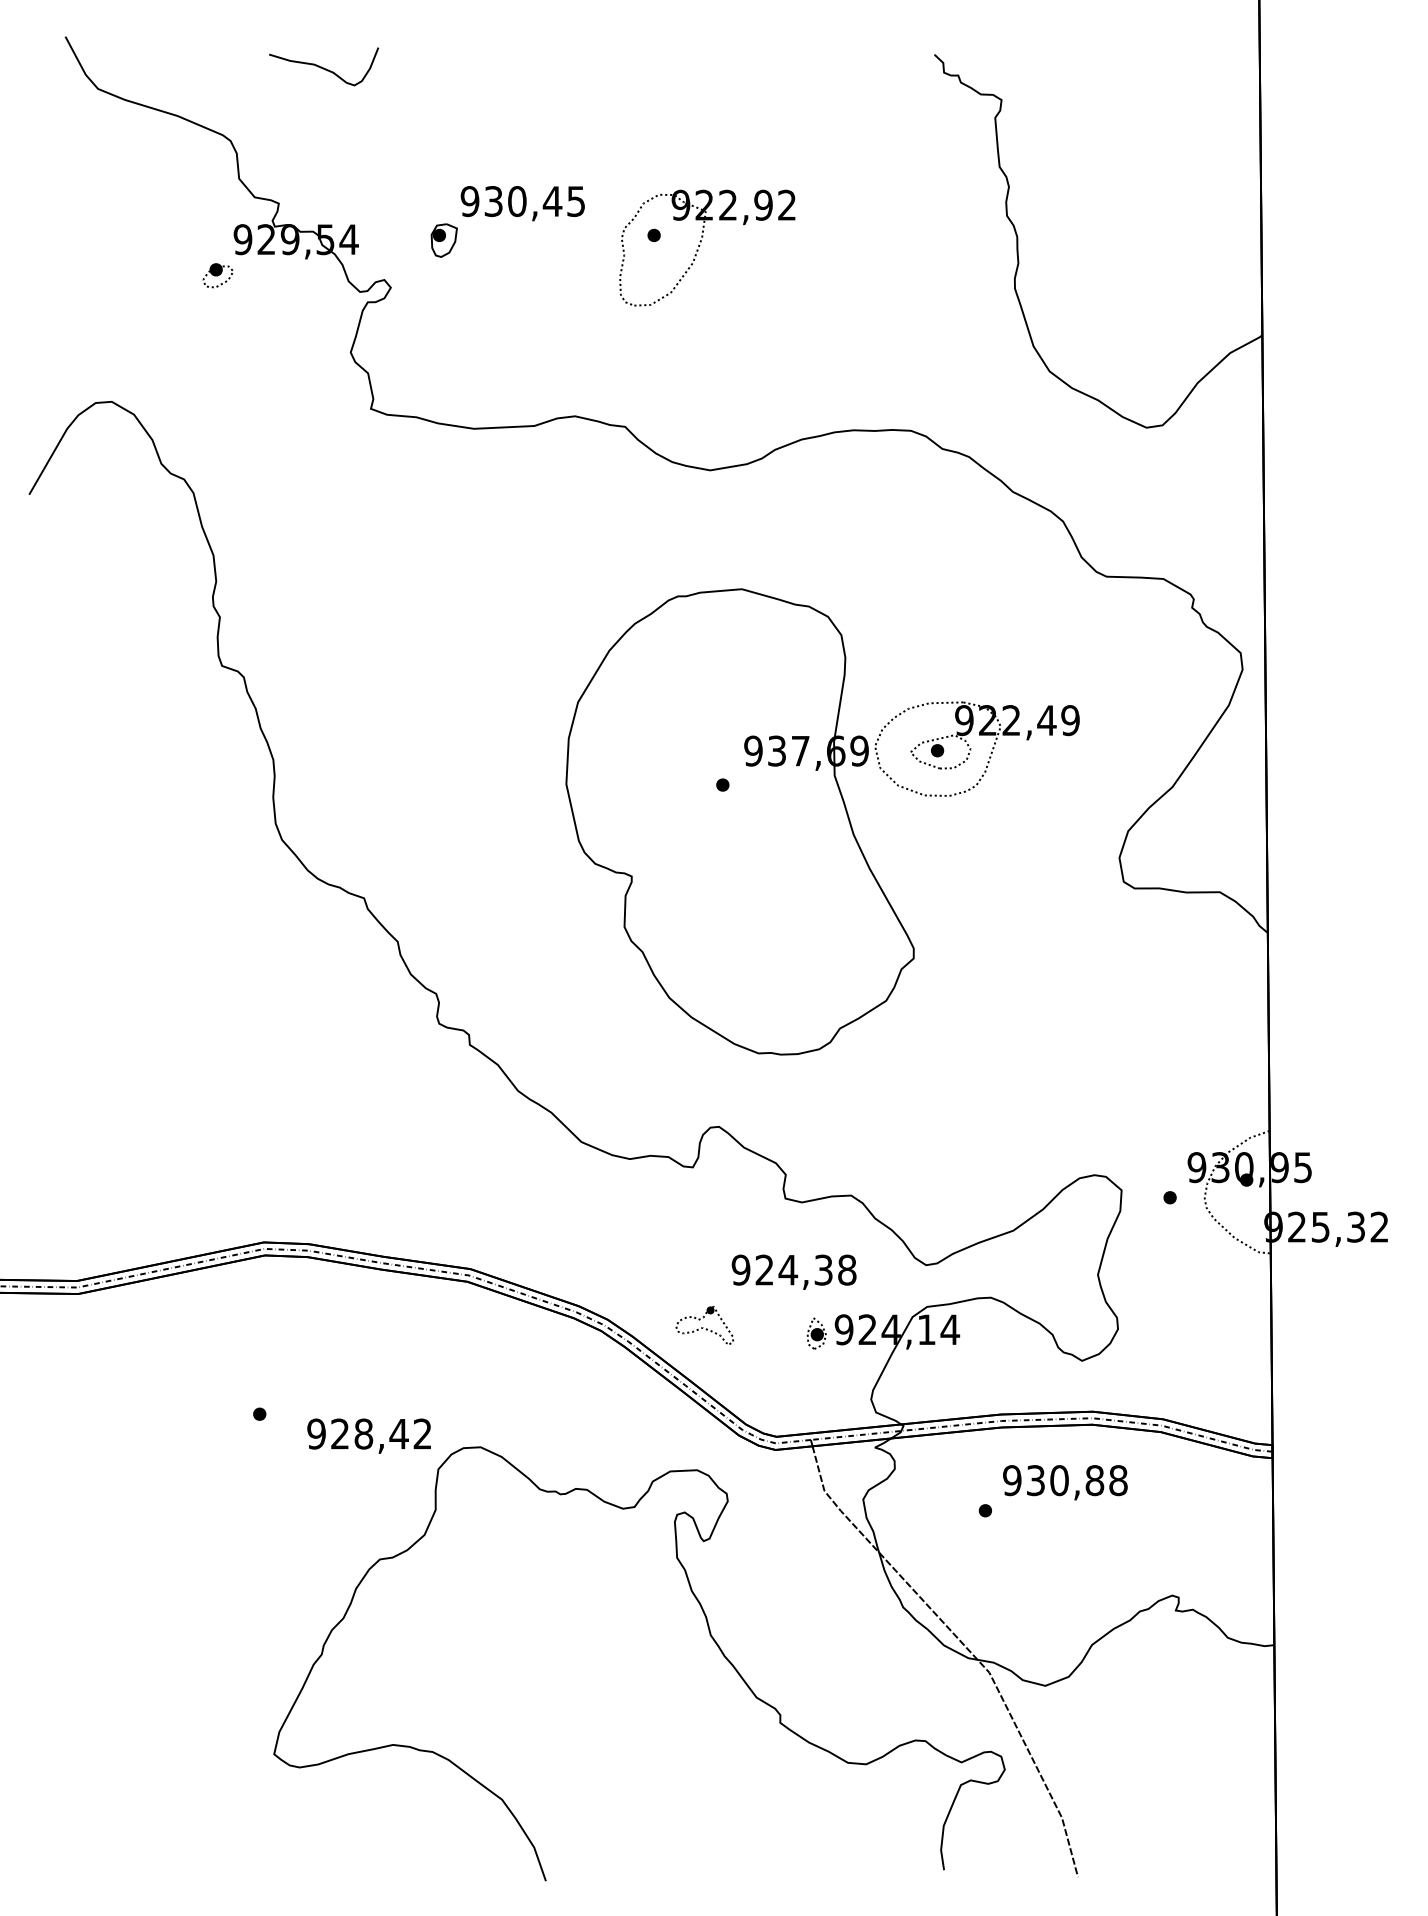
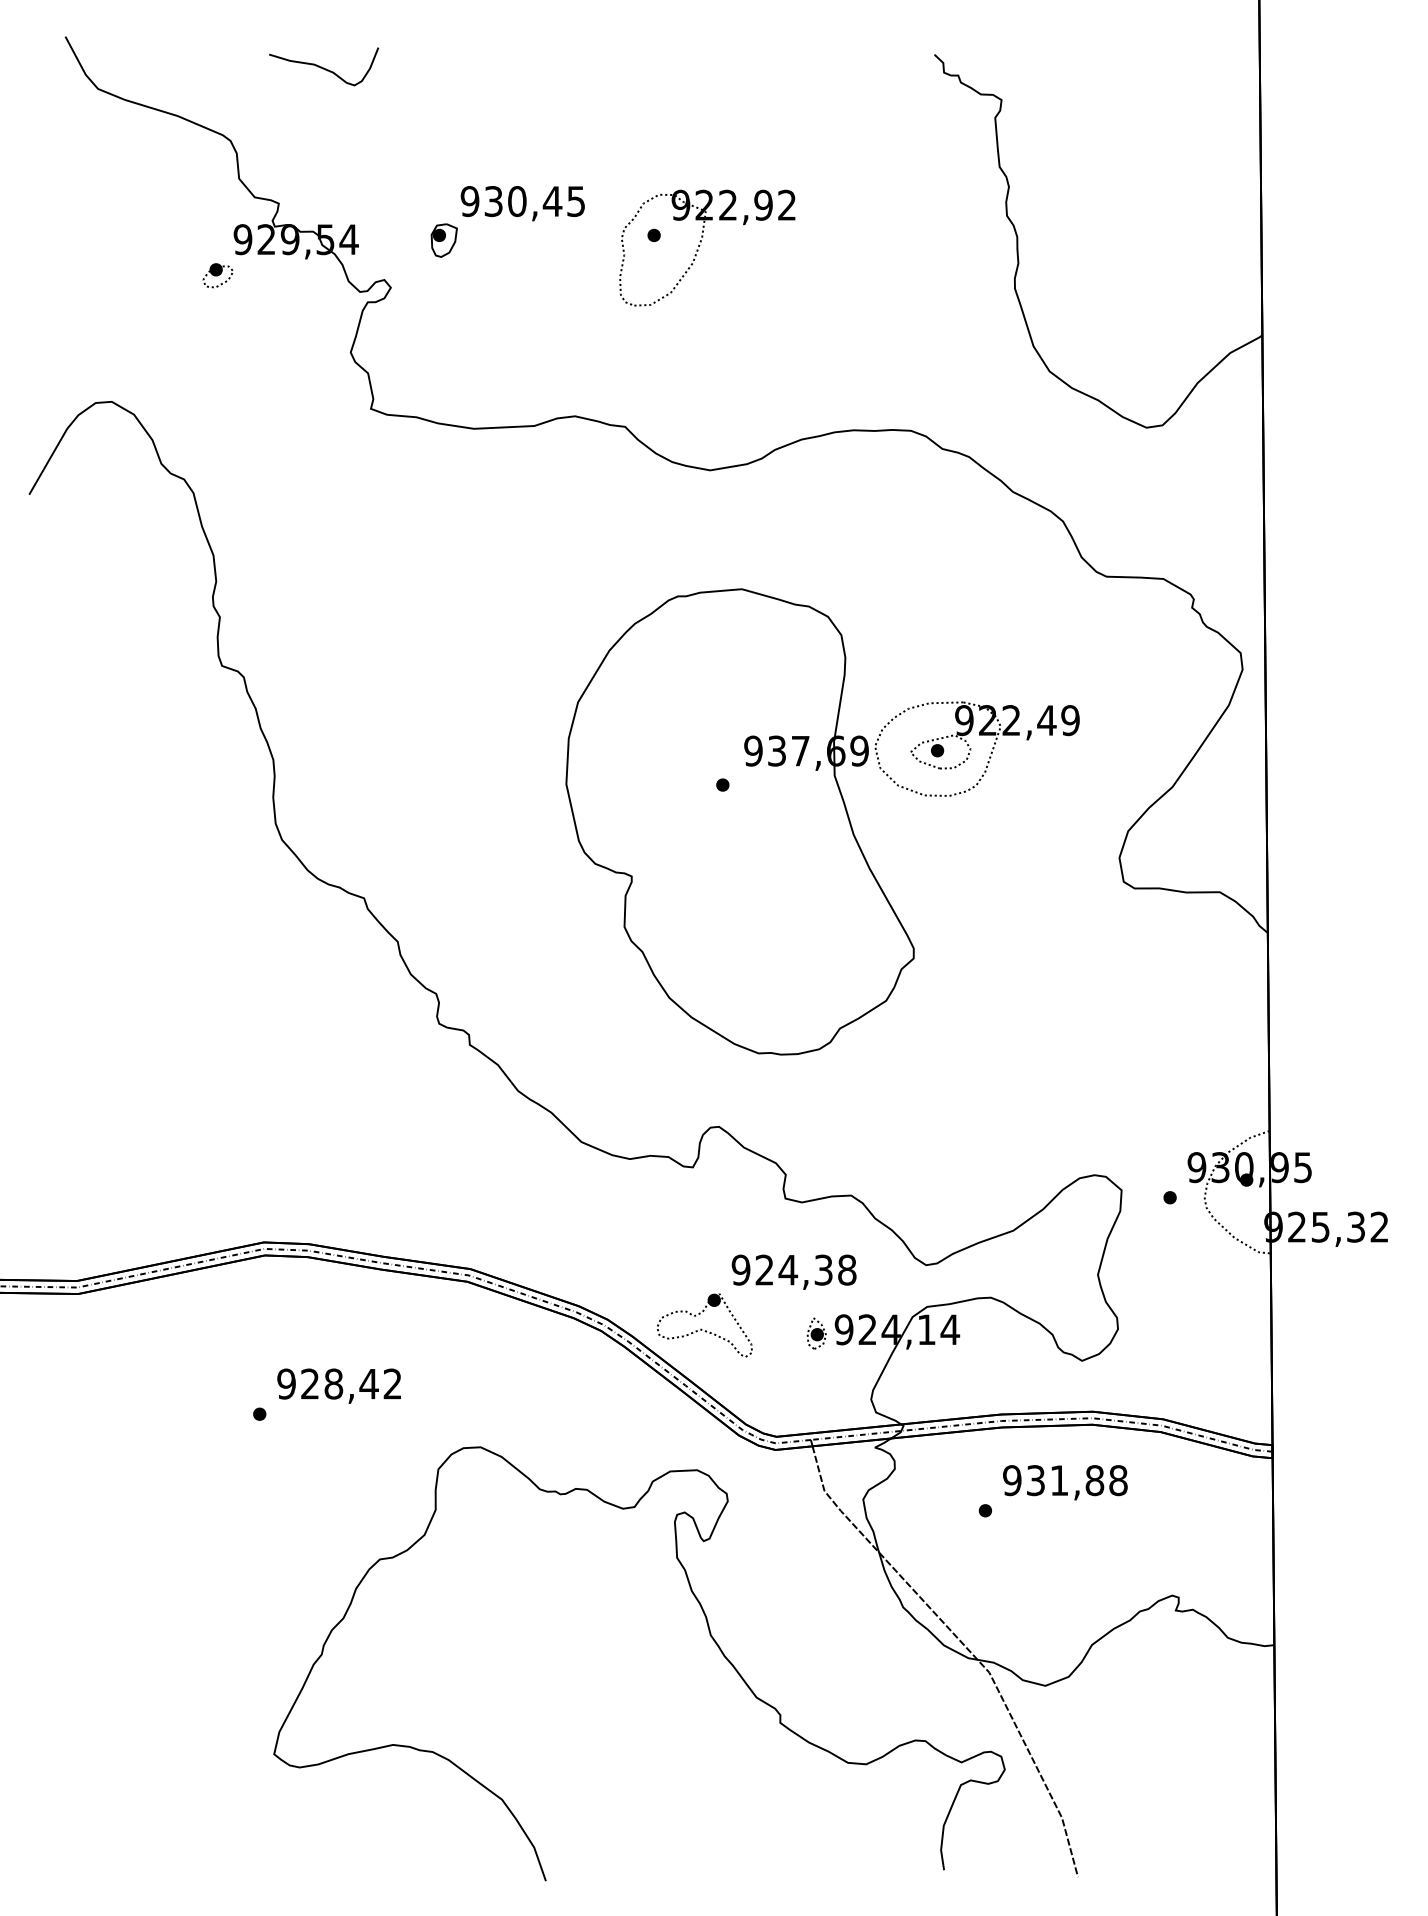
part size: 60x39 px -> 96x65 px (704, 1325)
text position: (368, 1435) -> (338, 1385) (338, 1385)
text: 930,88 -> 931,88 (1059, 1480)
